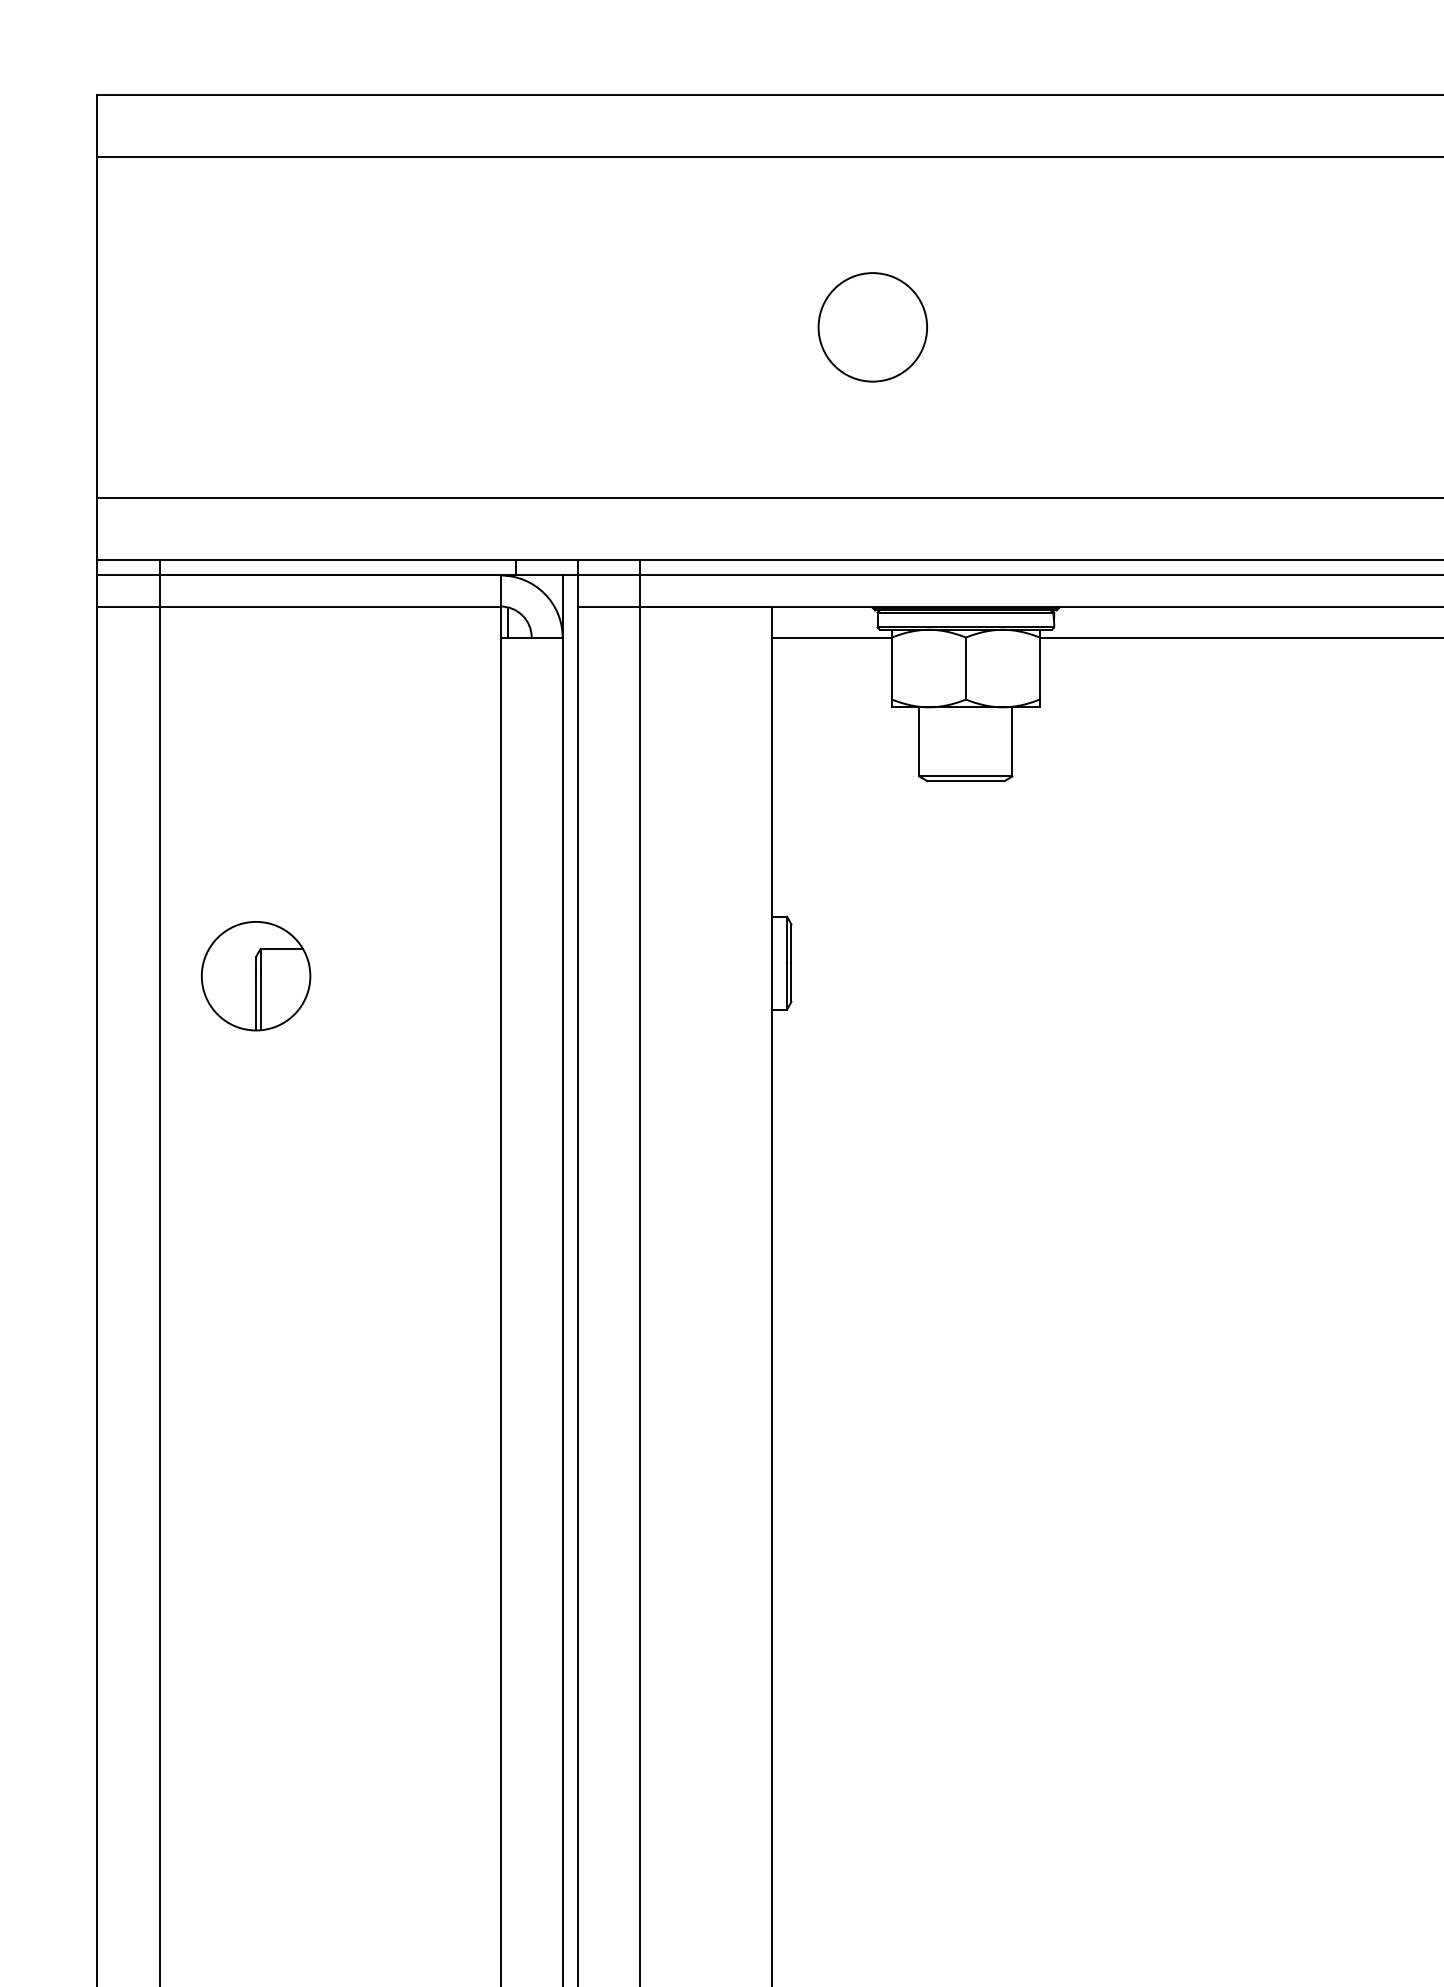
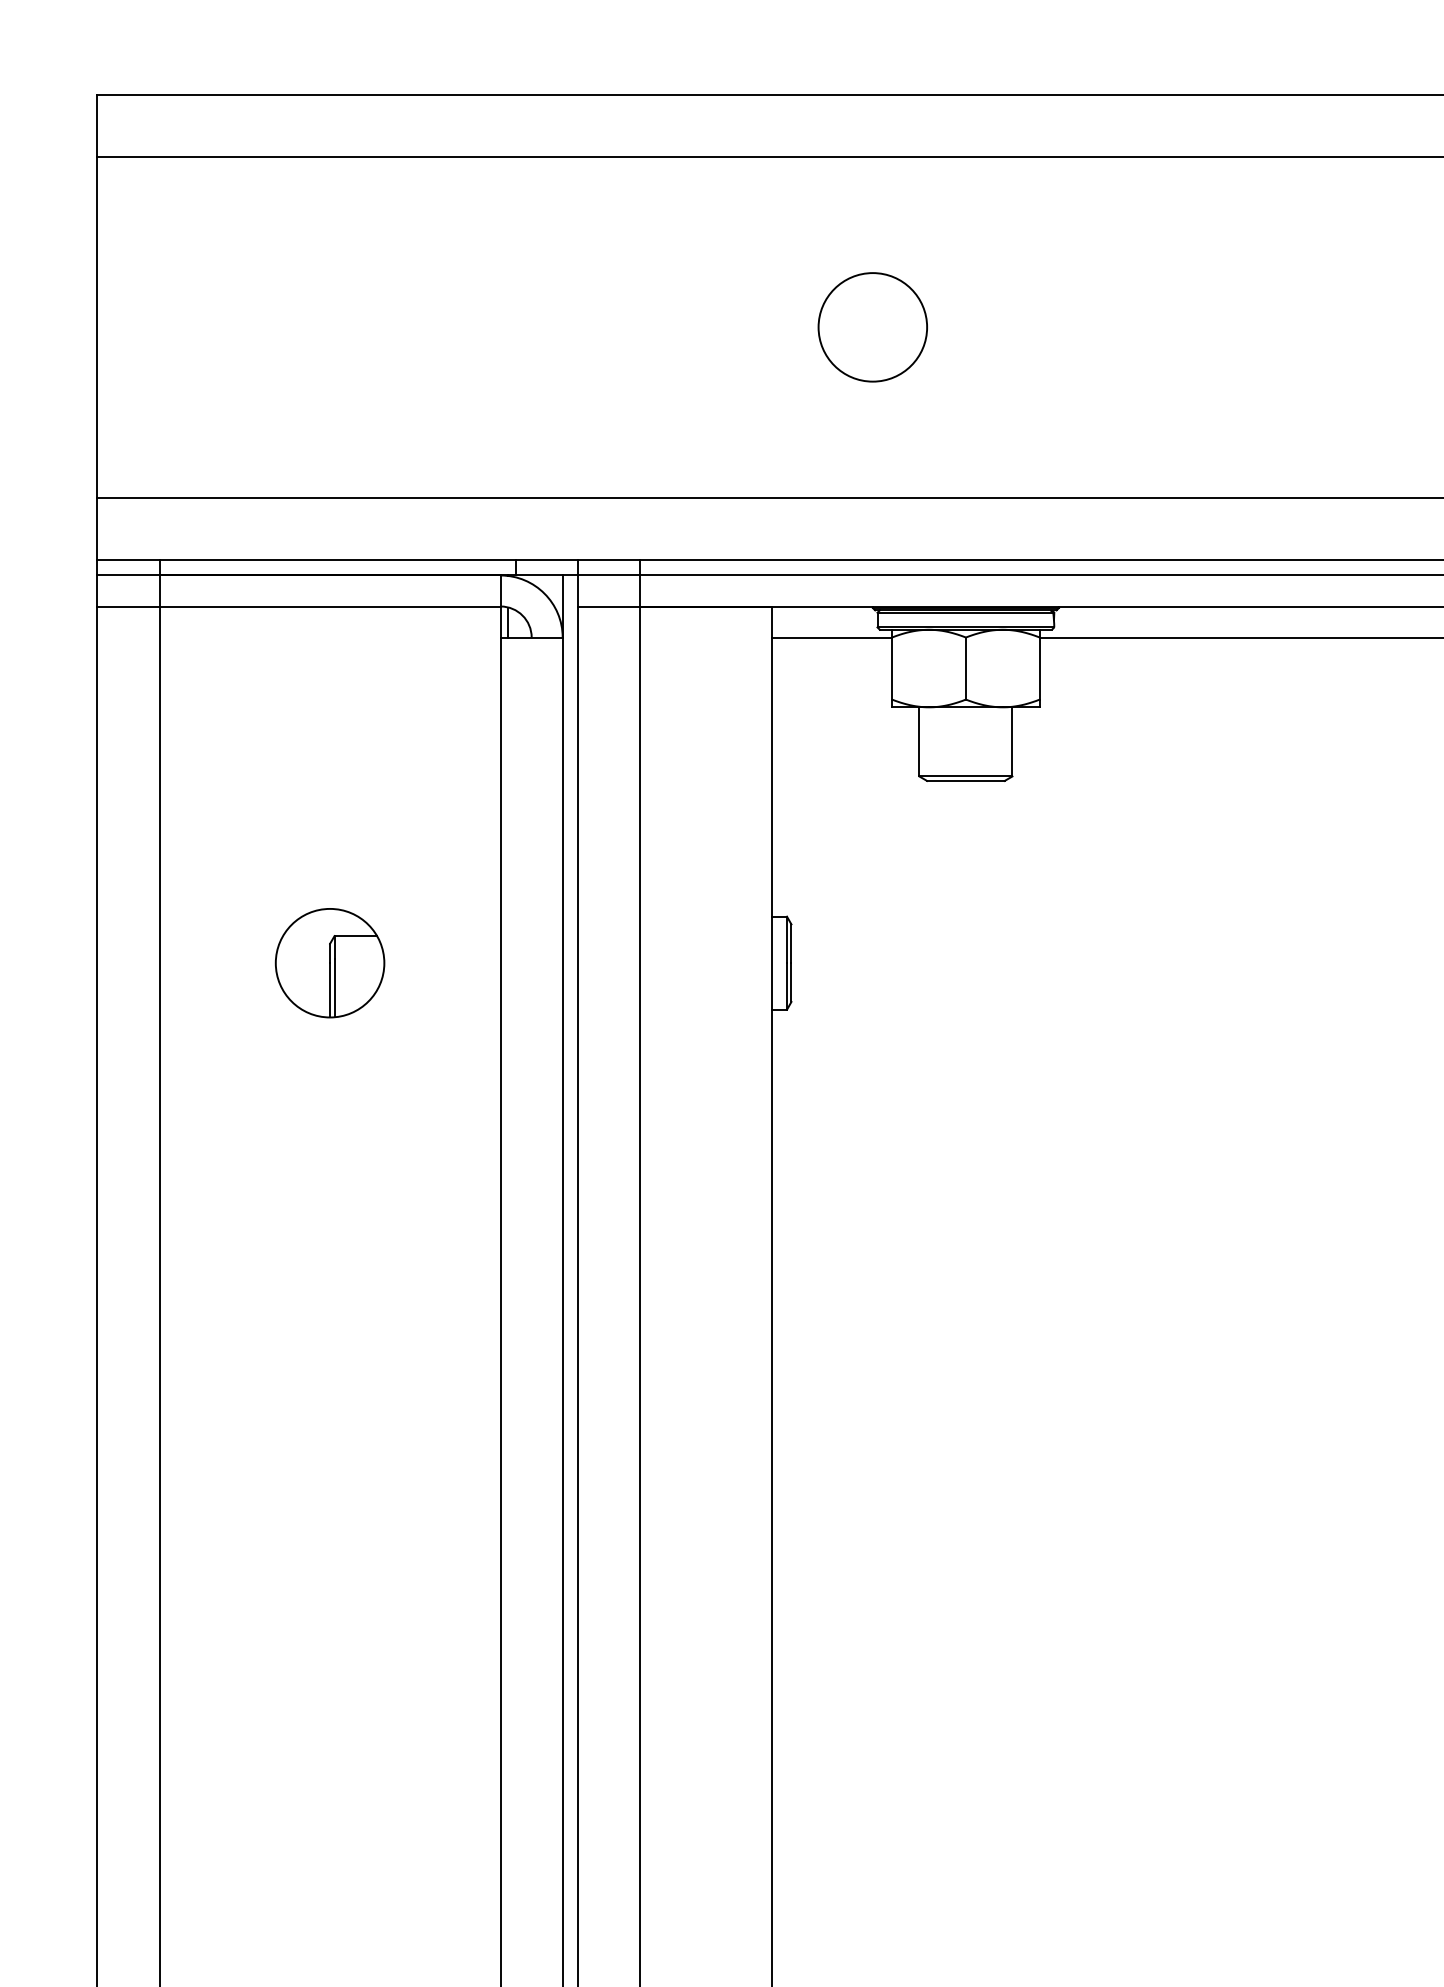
part position: (255, 976) -> (329, 963) (329, 963)
